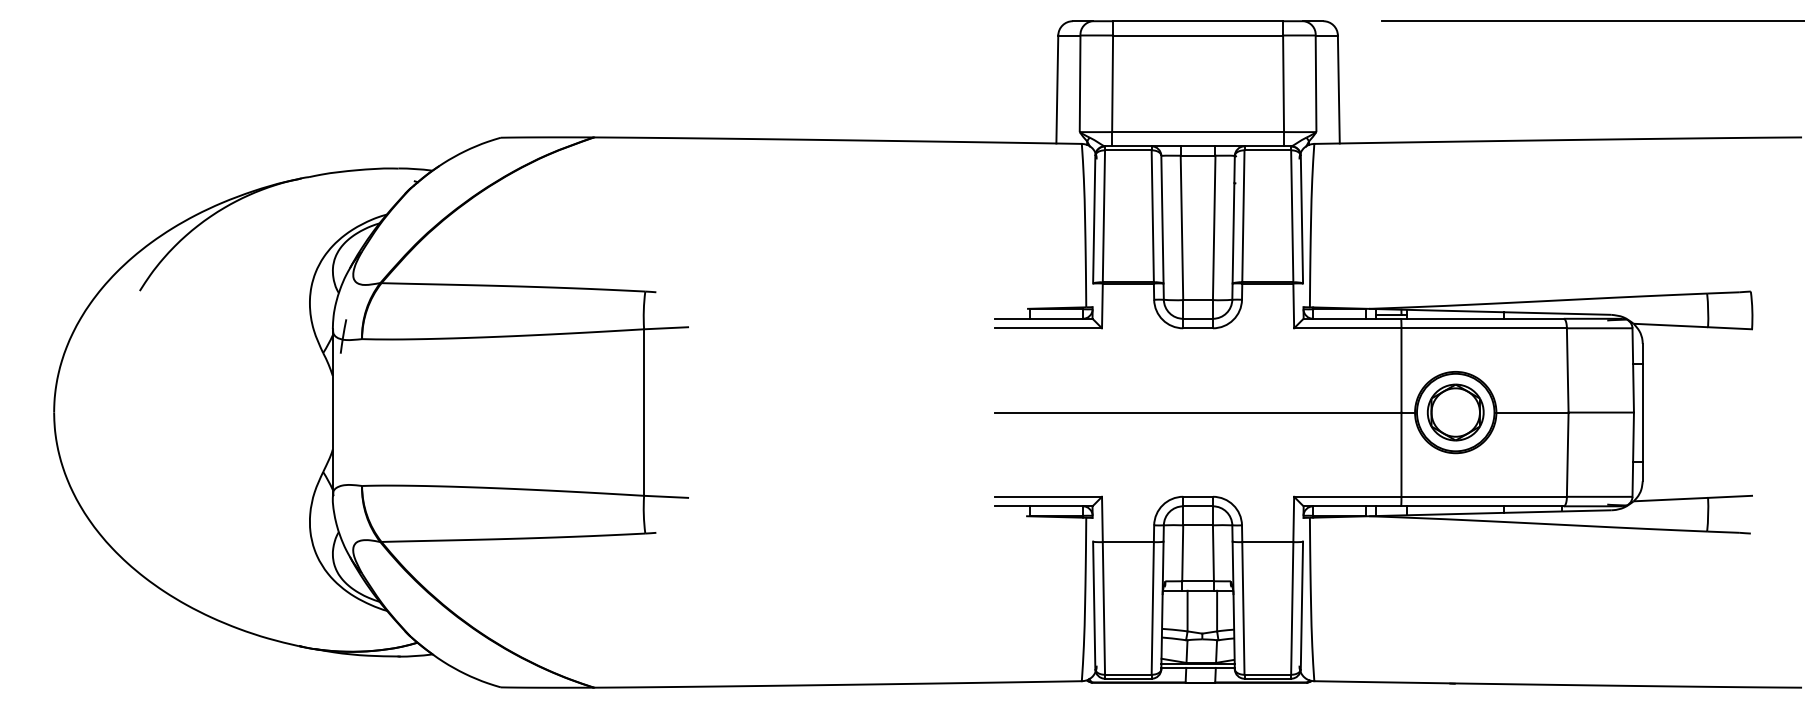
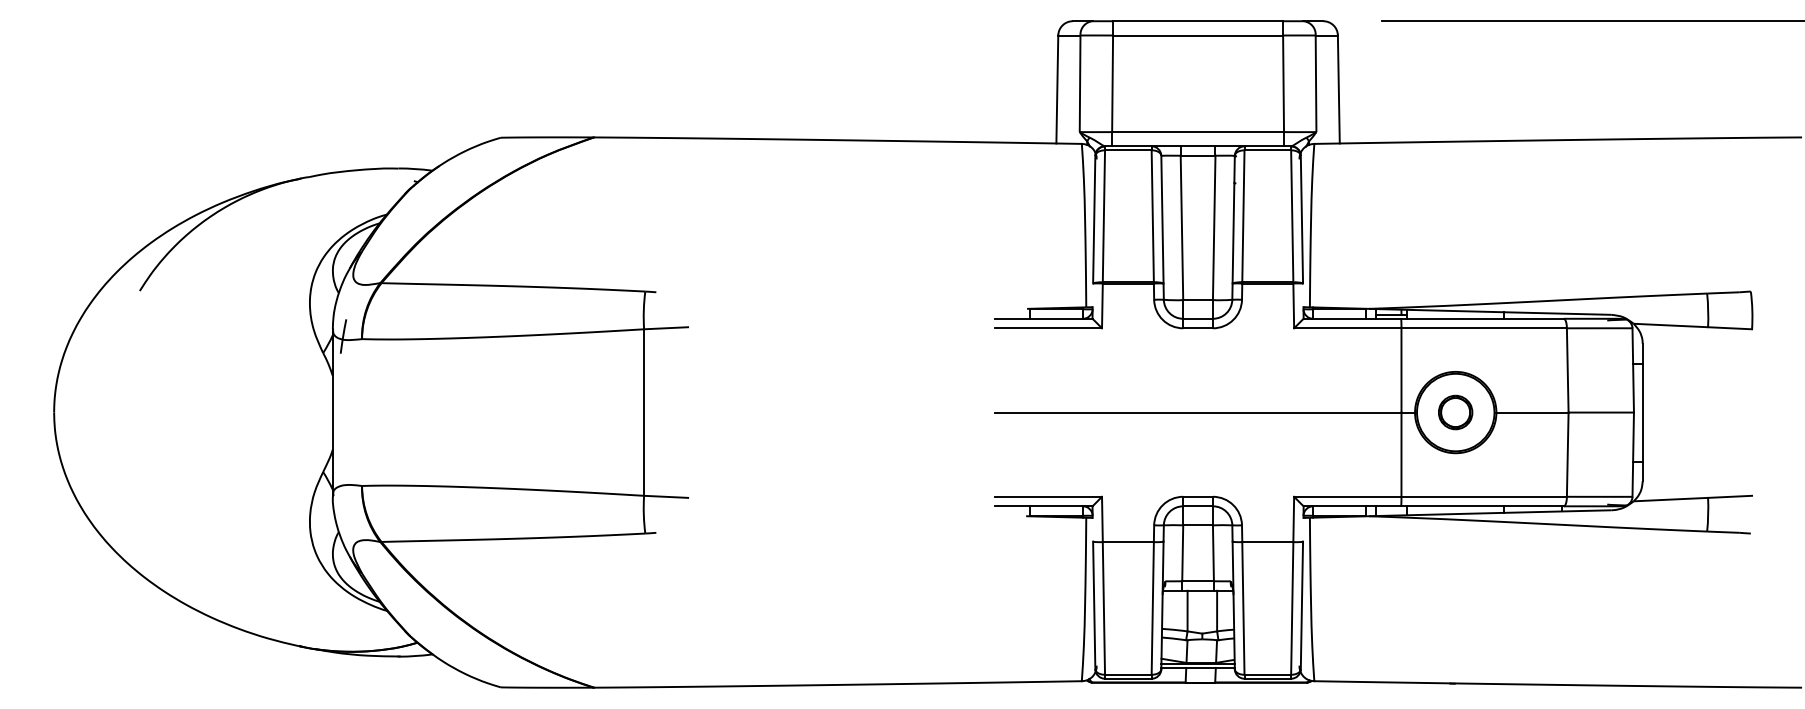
part size: 59x59 px -> 36x37 px (1455, 412)
